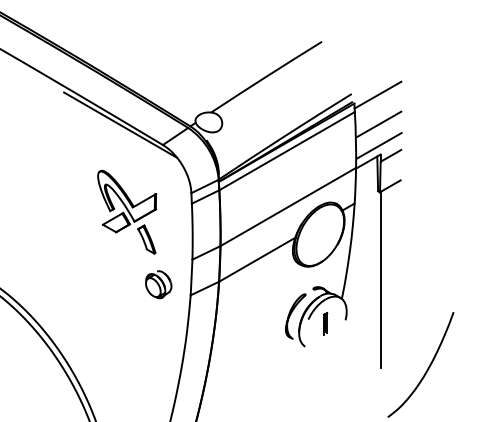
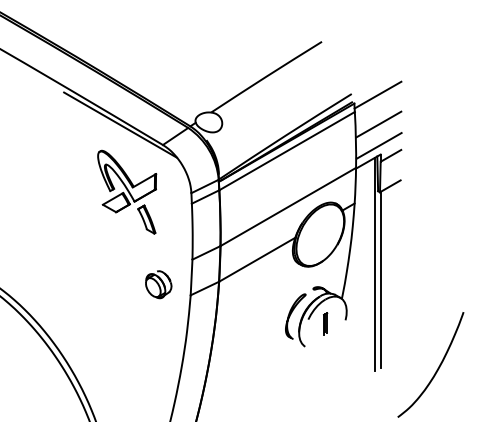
part position: (127, 211) -> (127, 191) (127, 191)
line: none -> present (375, 264)
curve position: (427, 368) -> (437, 368) (437, 368)
